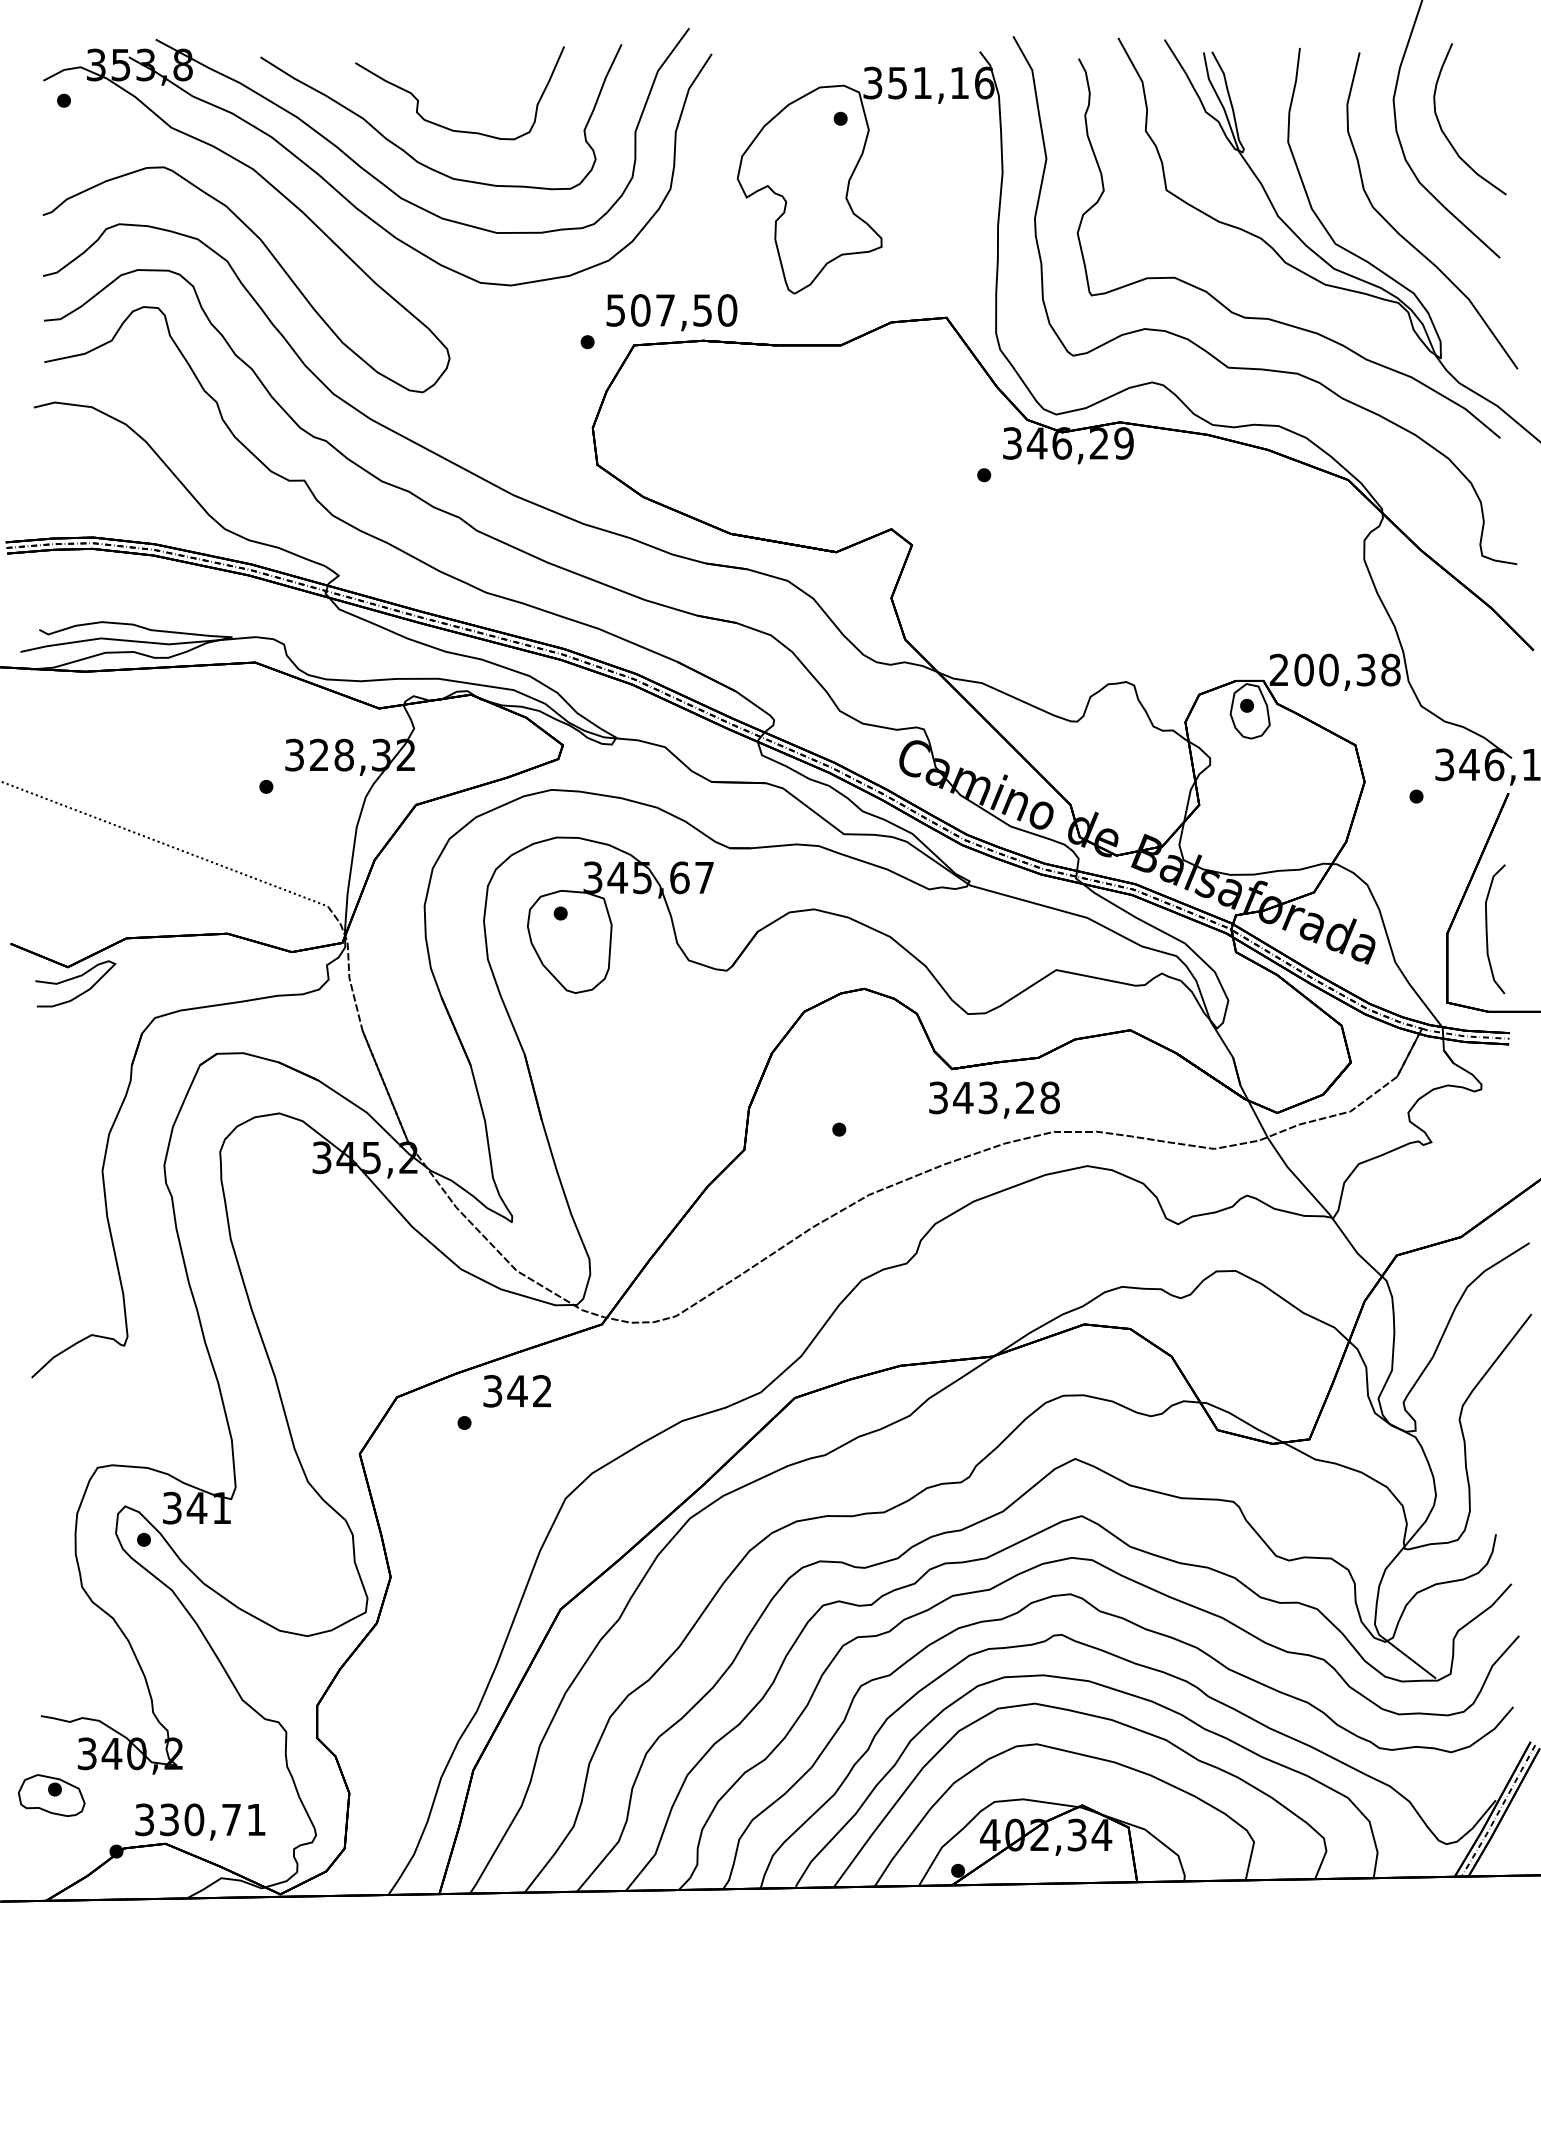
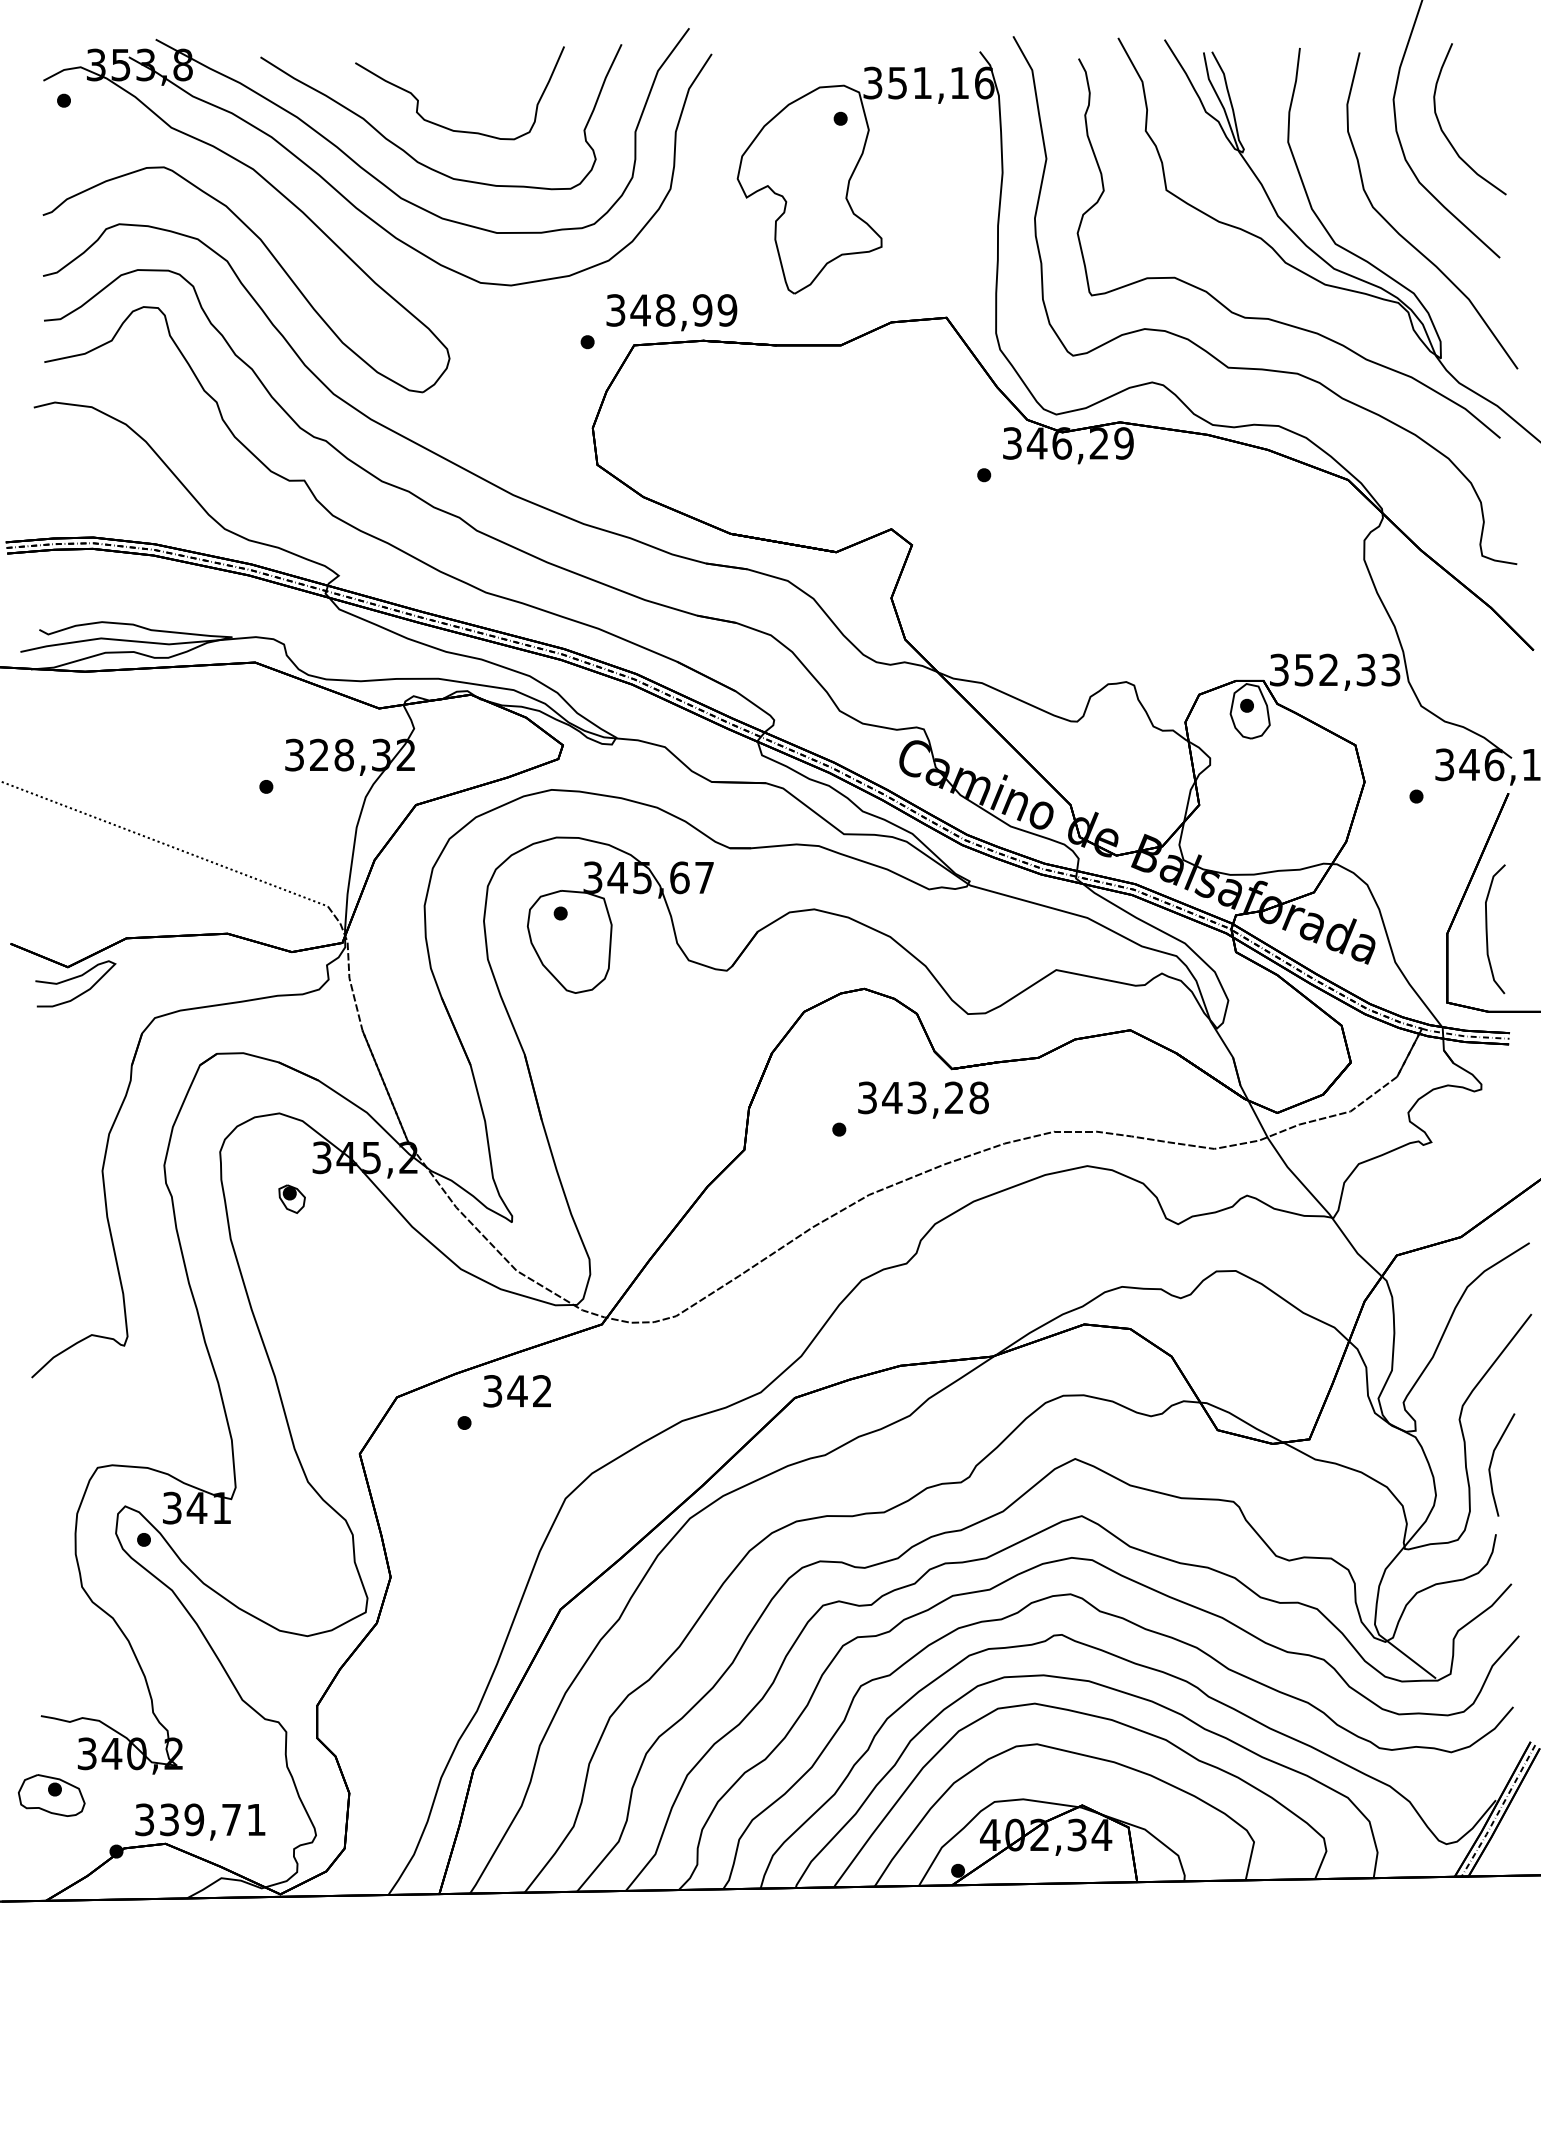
text: 507,50 -> 348,99 (672, 310)
text: 200,38 -> 352,33 (1334, 669)
text position: (994, 1099) -> (923, 1099) (923, 1099)
part: none -> present (291, 1198)
line: none -> present (1492, 1461)
text: 330,71 -> 339,71 (194, 1819)
